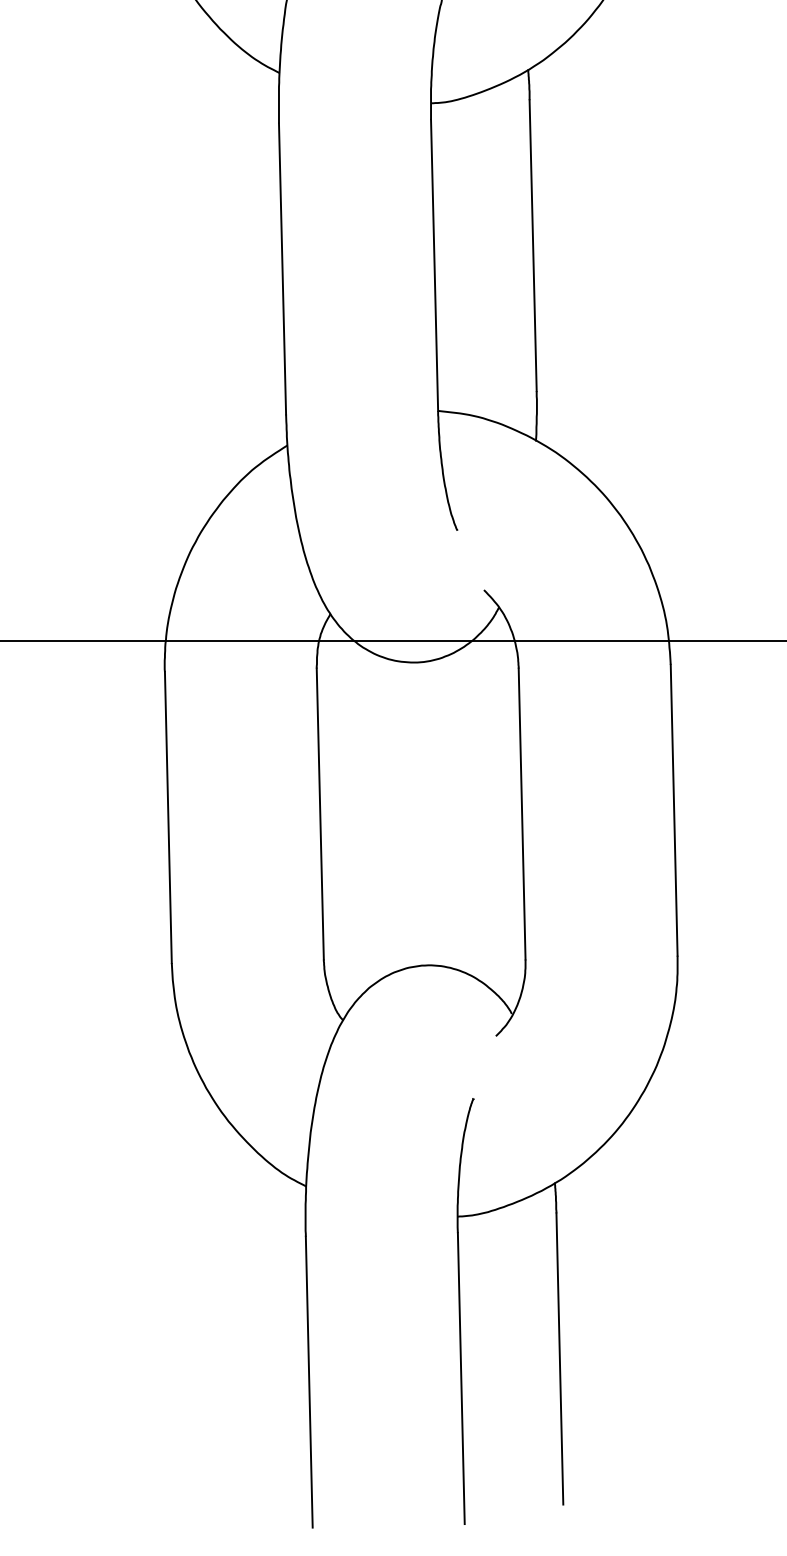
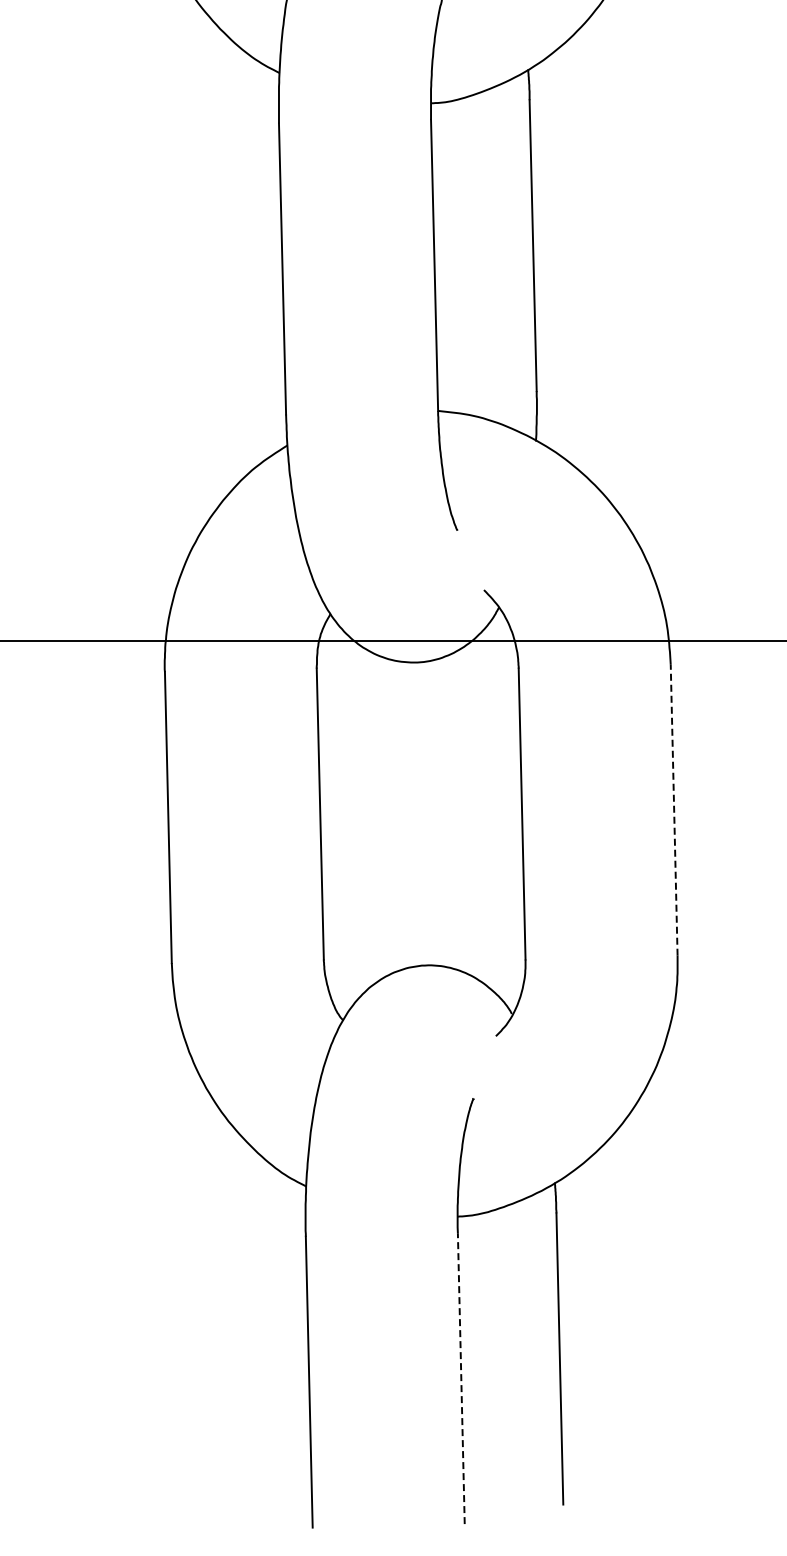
line: solid -> dashed (674, 809)
line: solid -> dashed (461, 1378)
